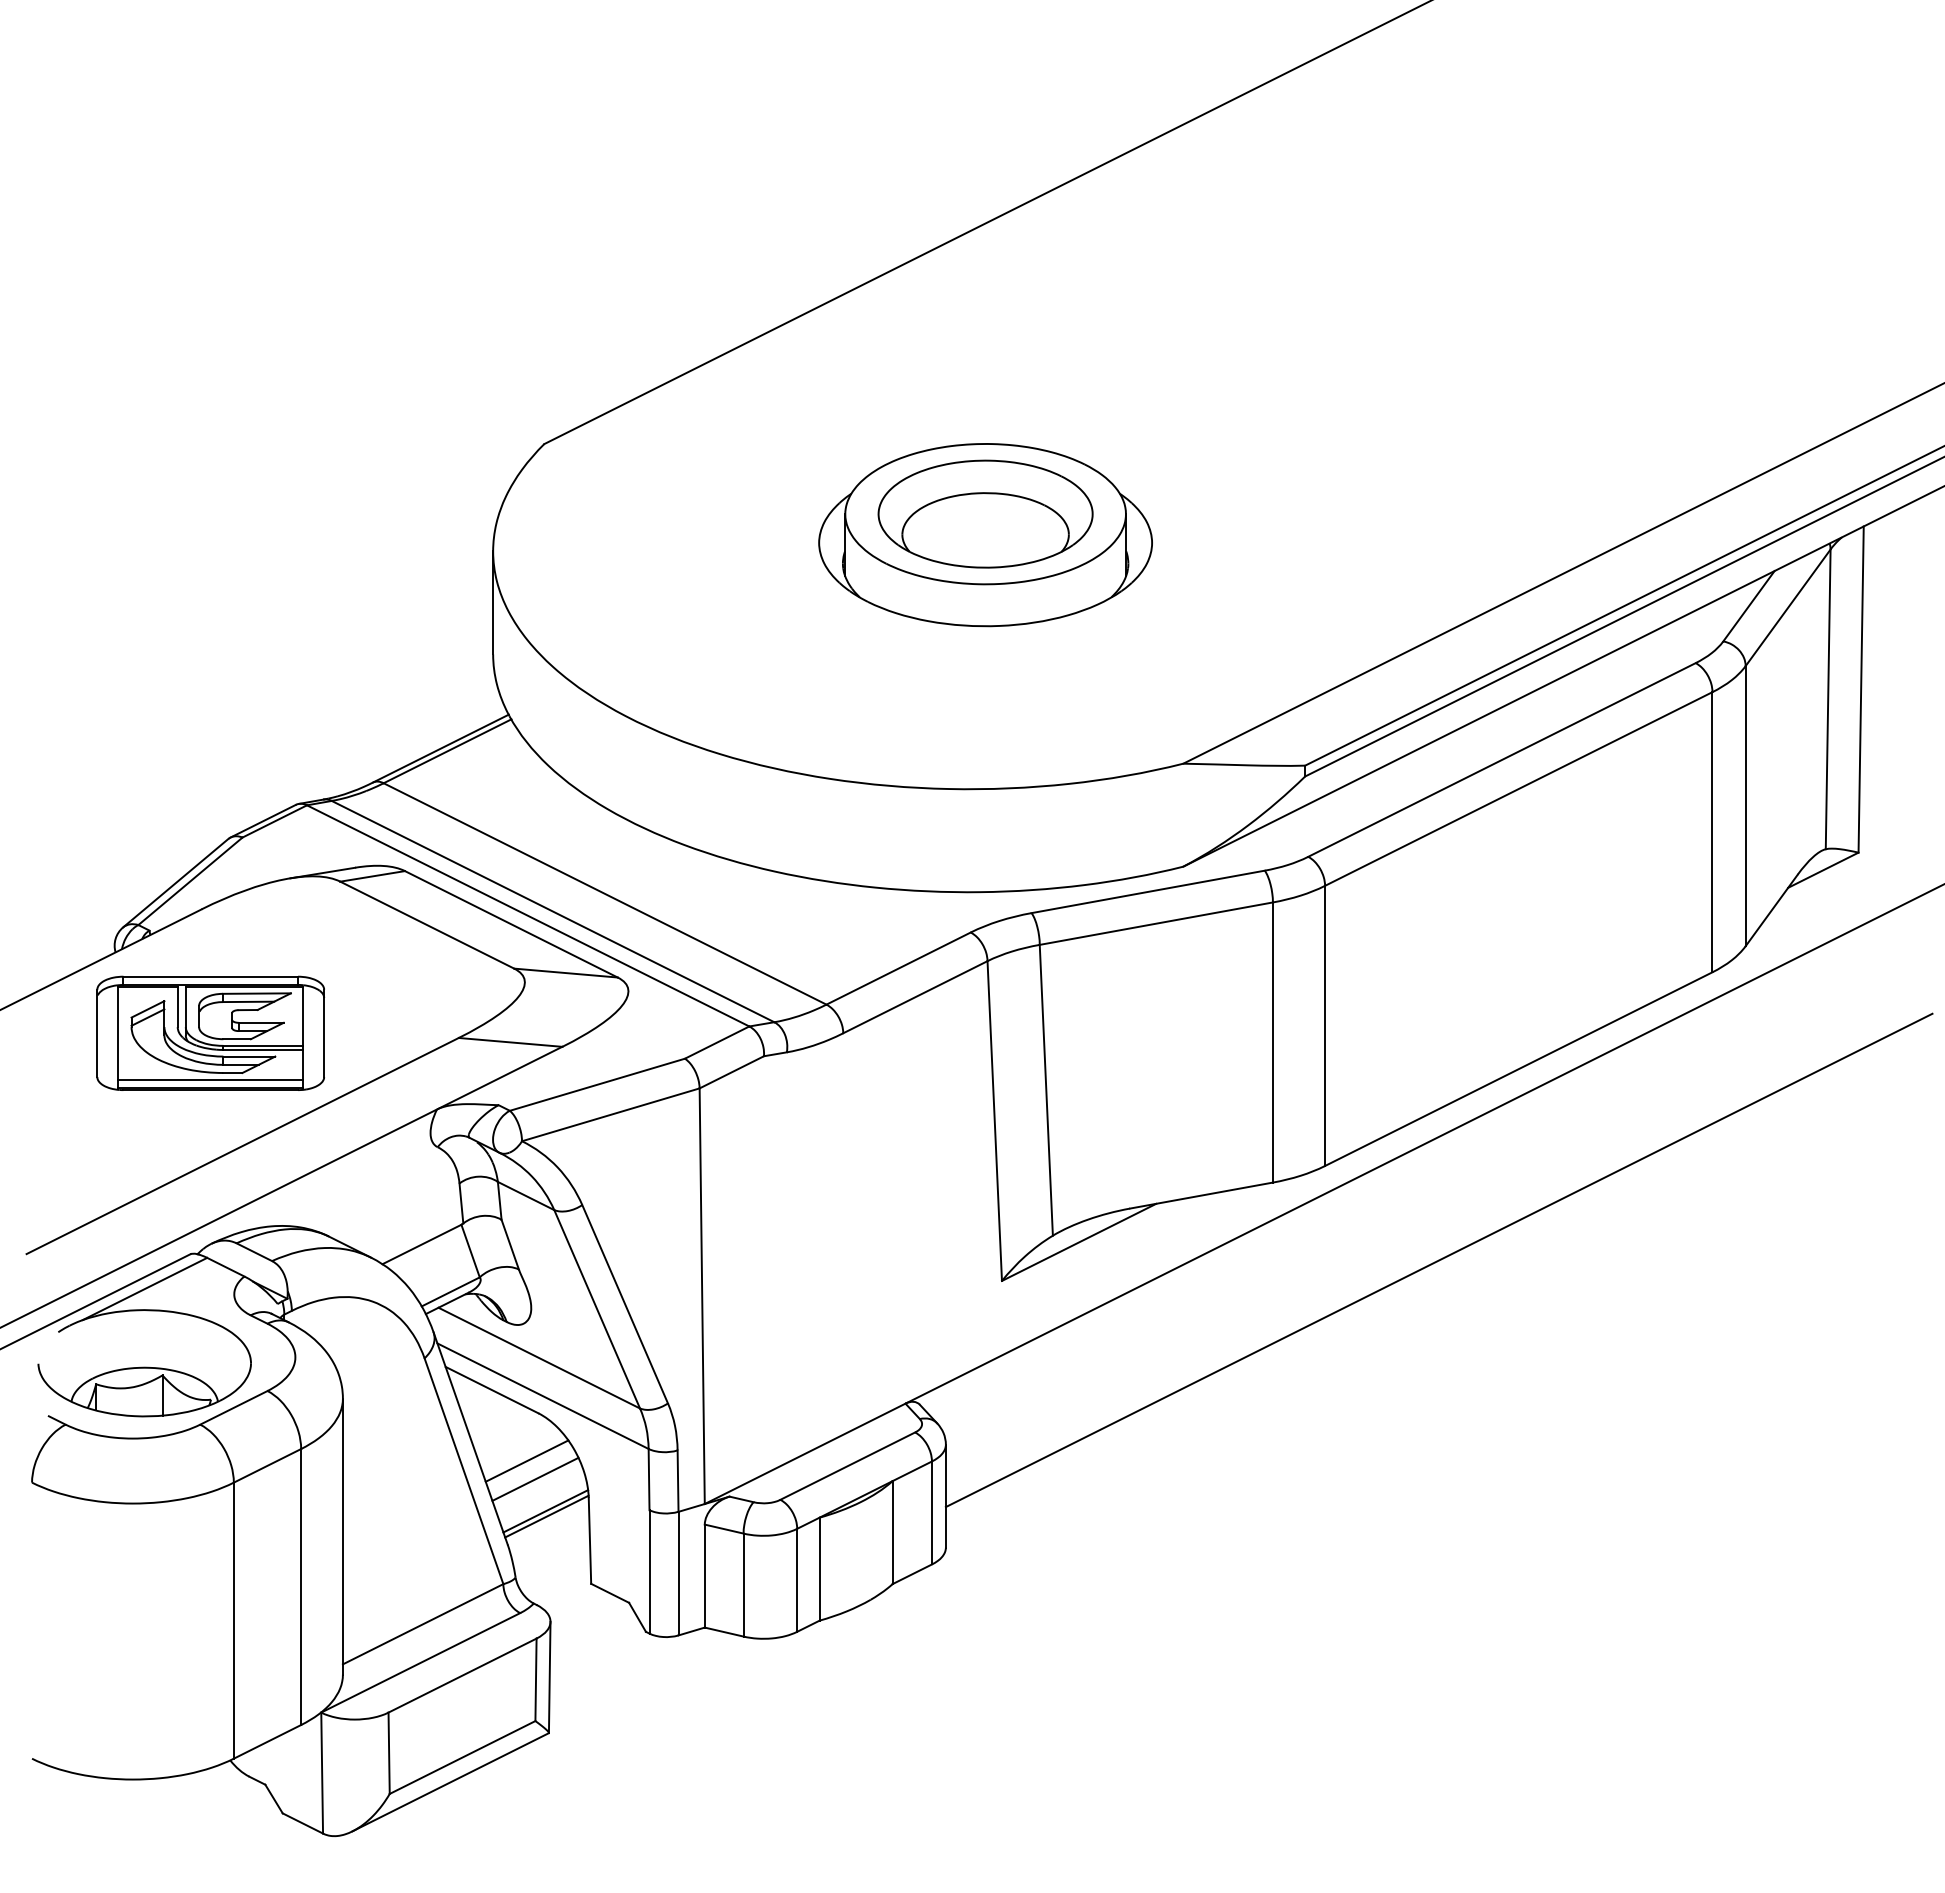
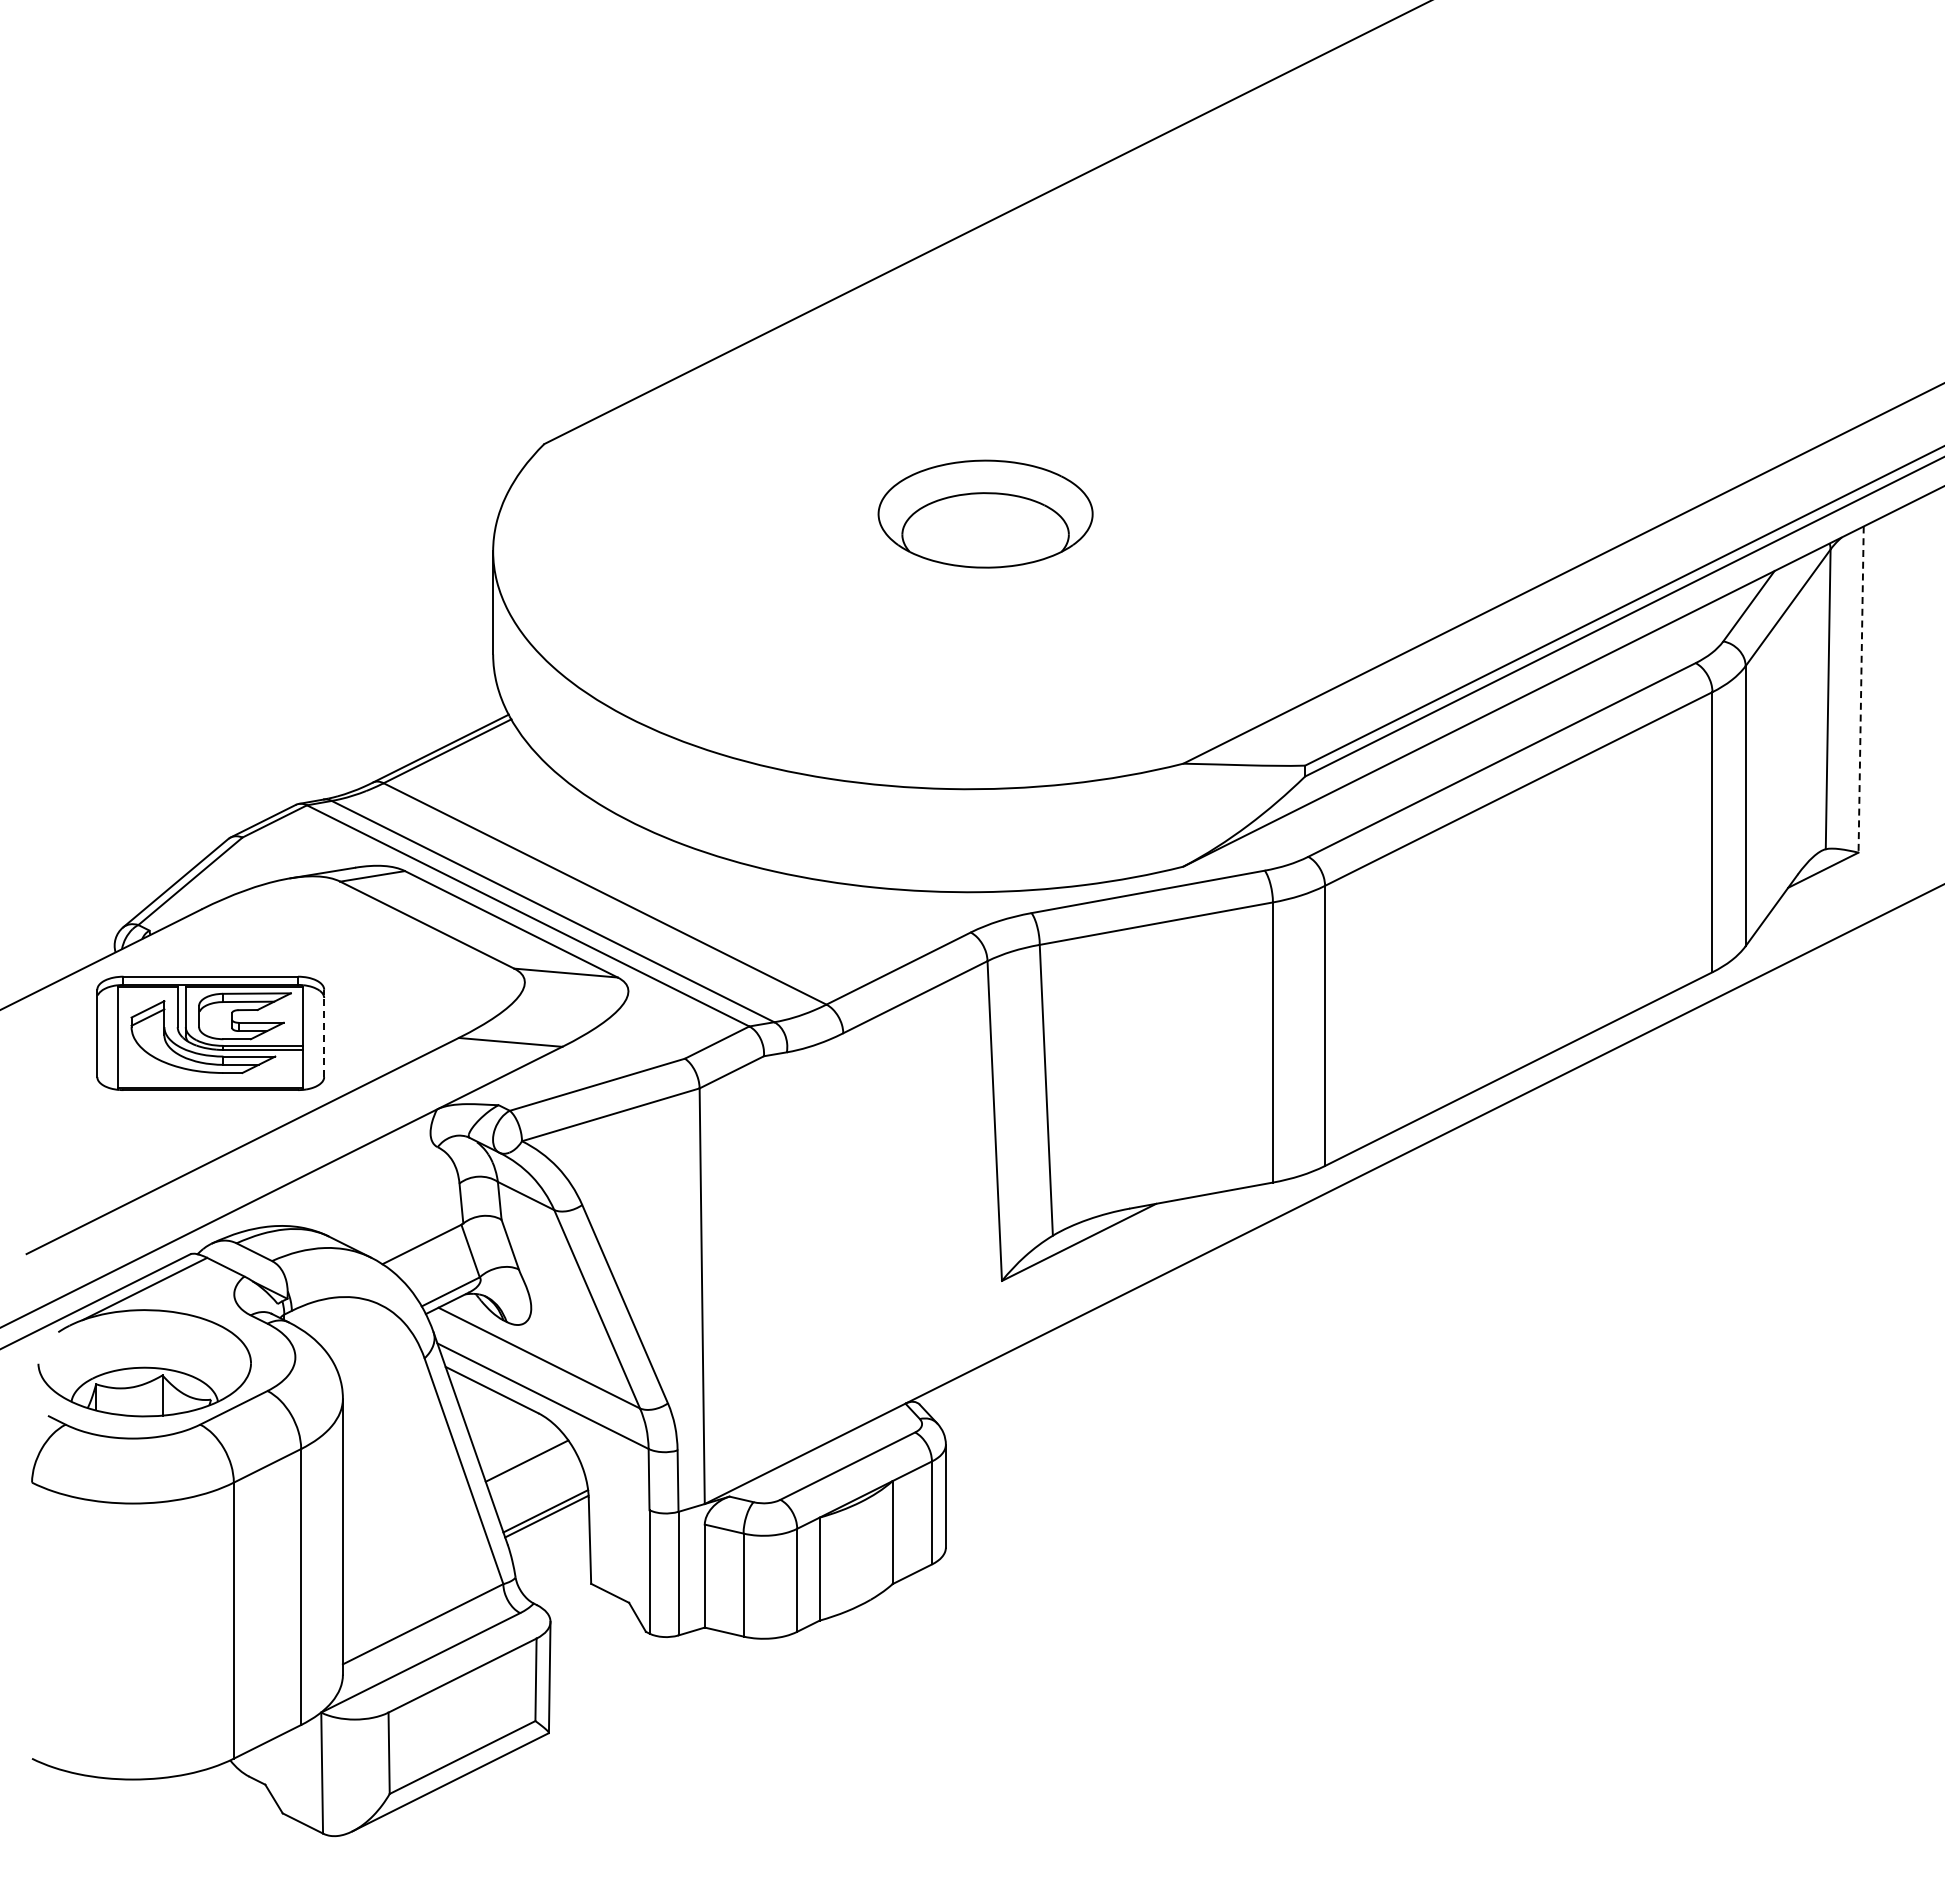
part: present -> none (985, 535)
line: solid -> dashed (1861, 690)
line: solid -> dashed (324, 1033)
line: present -> none (210, 1079)
line: present -> none (1438, 1260)
line: present -> none (535, 1478)
